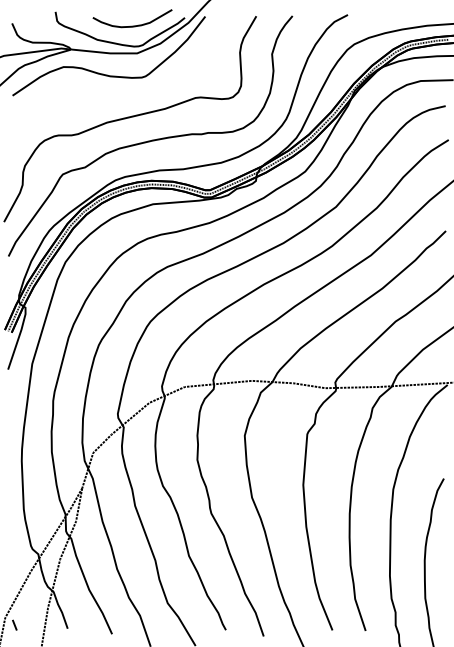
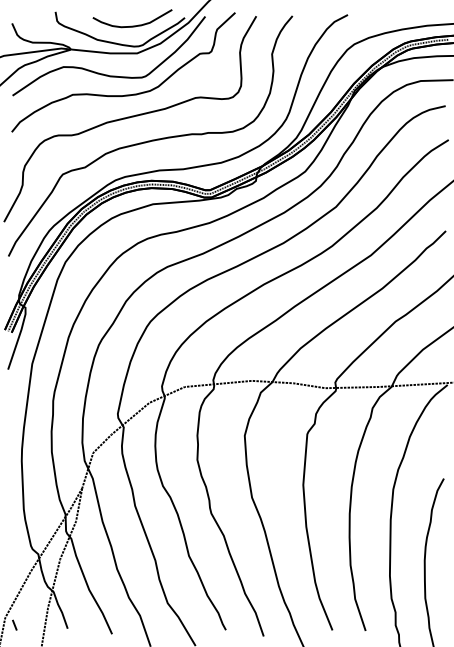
curve: none -> present (125, 94)
